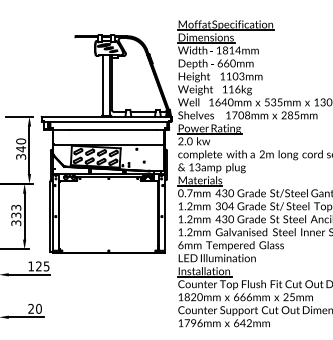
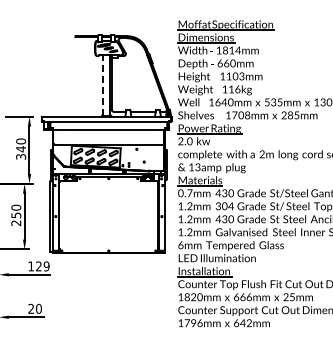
line: solid -> dashed (102, 84)
text: 333 -> 250 (16, 215)
text: 125 -> 129 (46, 266)
